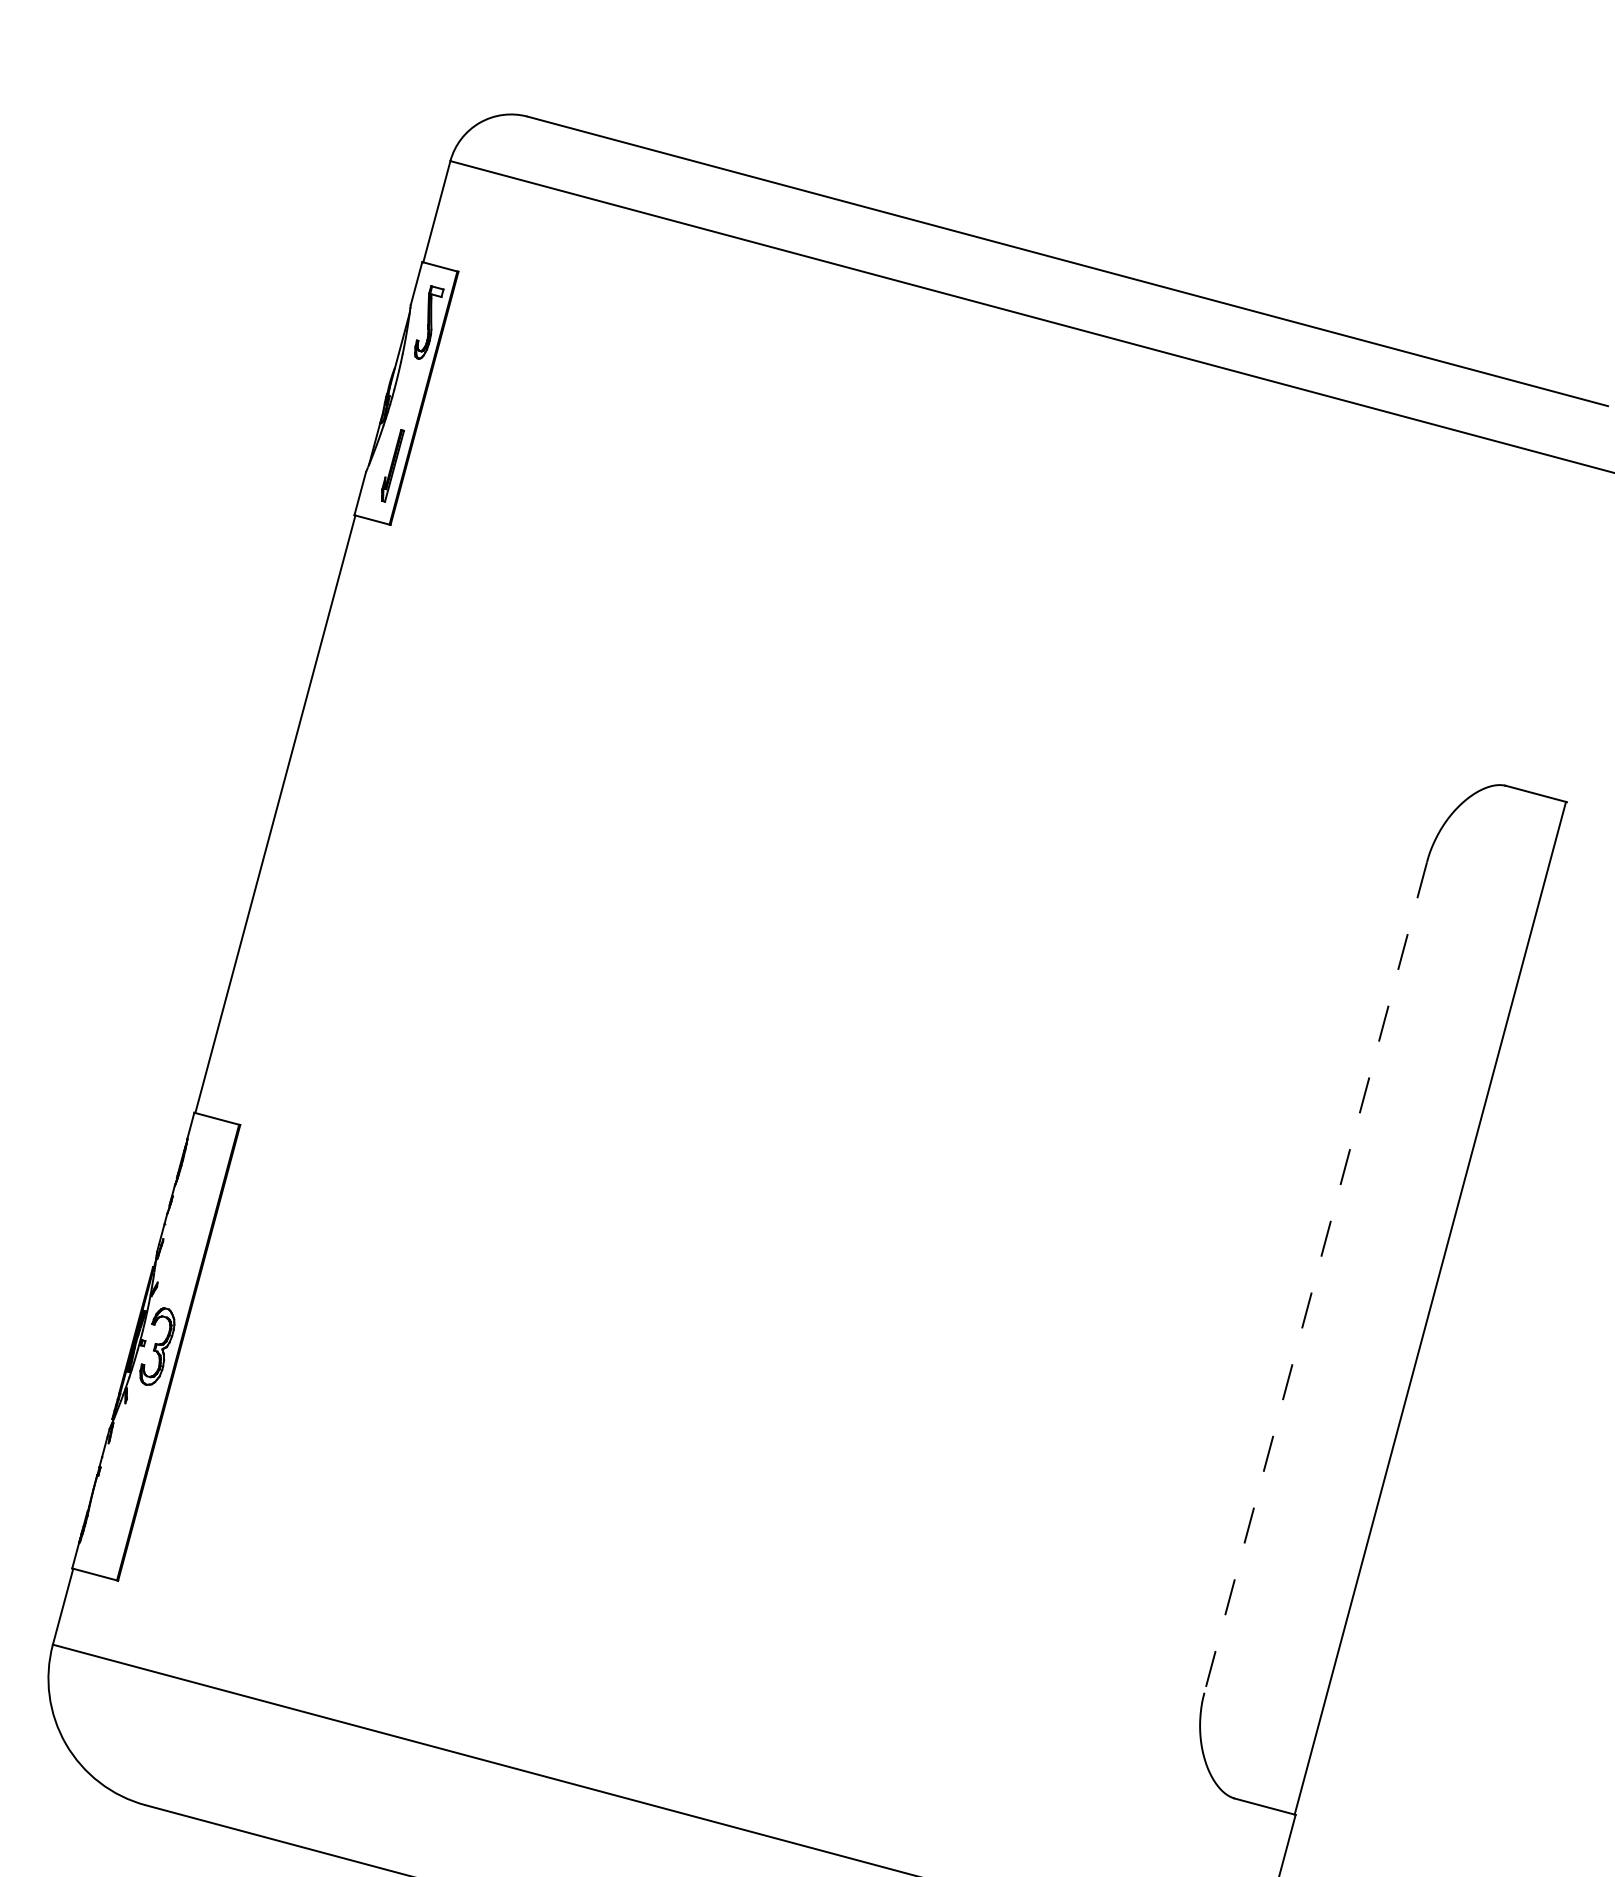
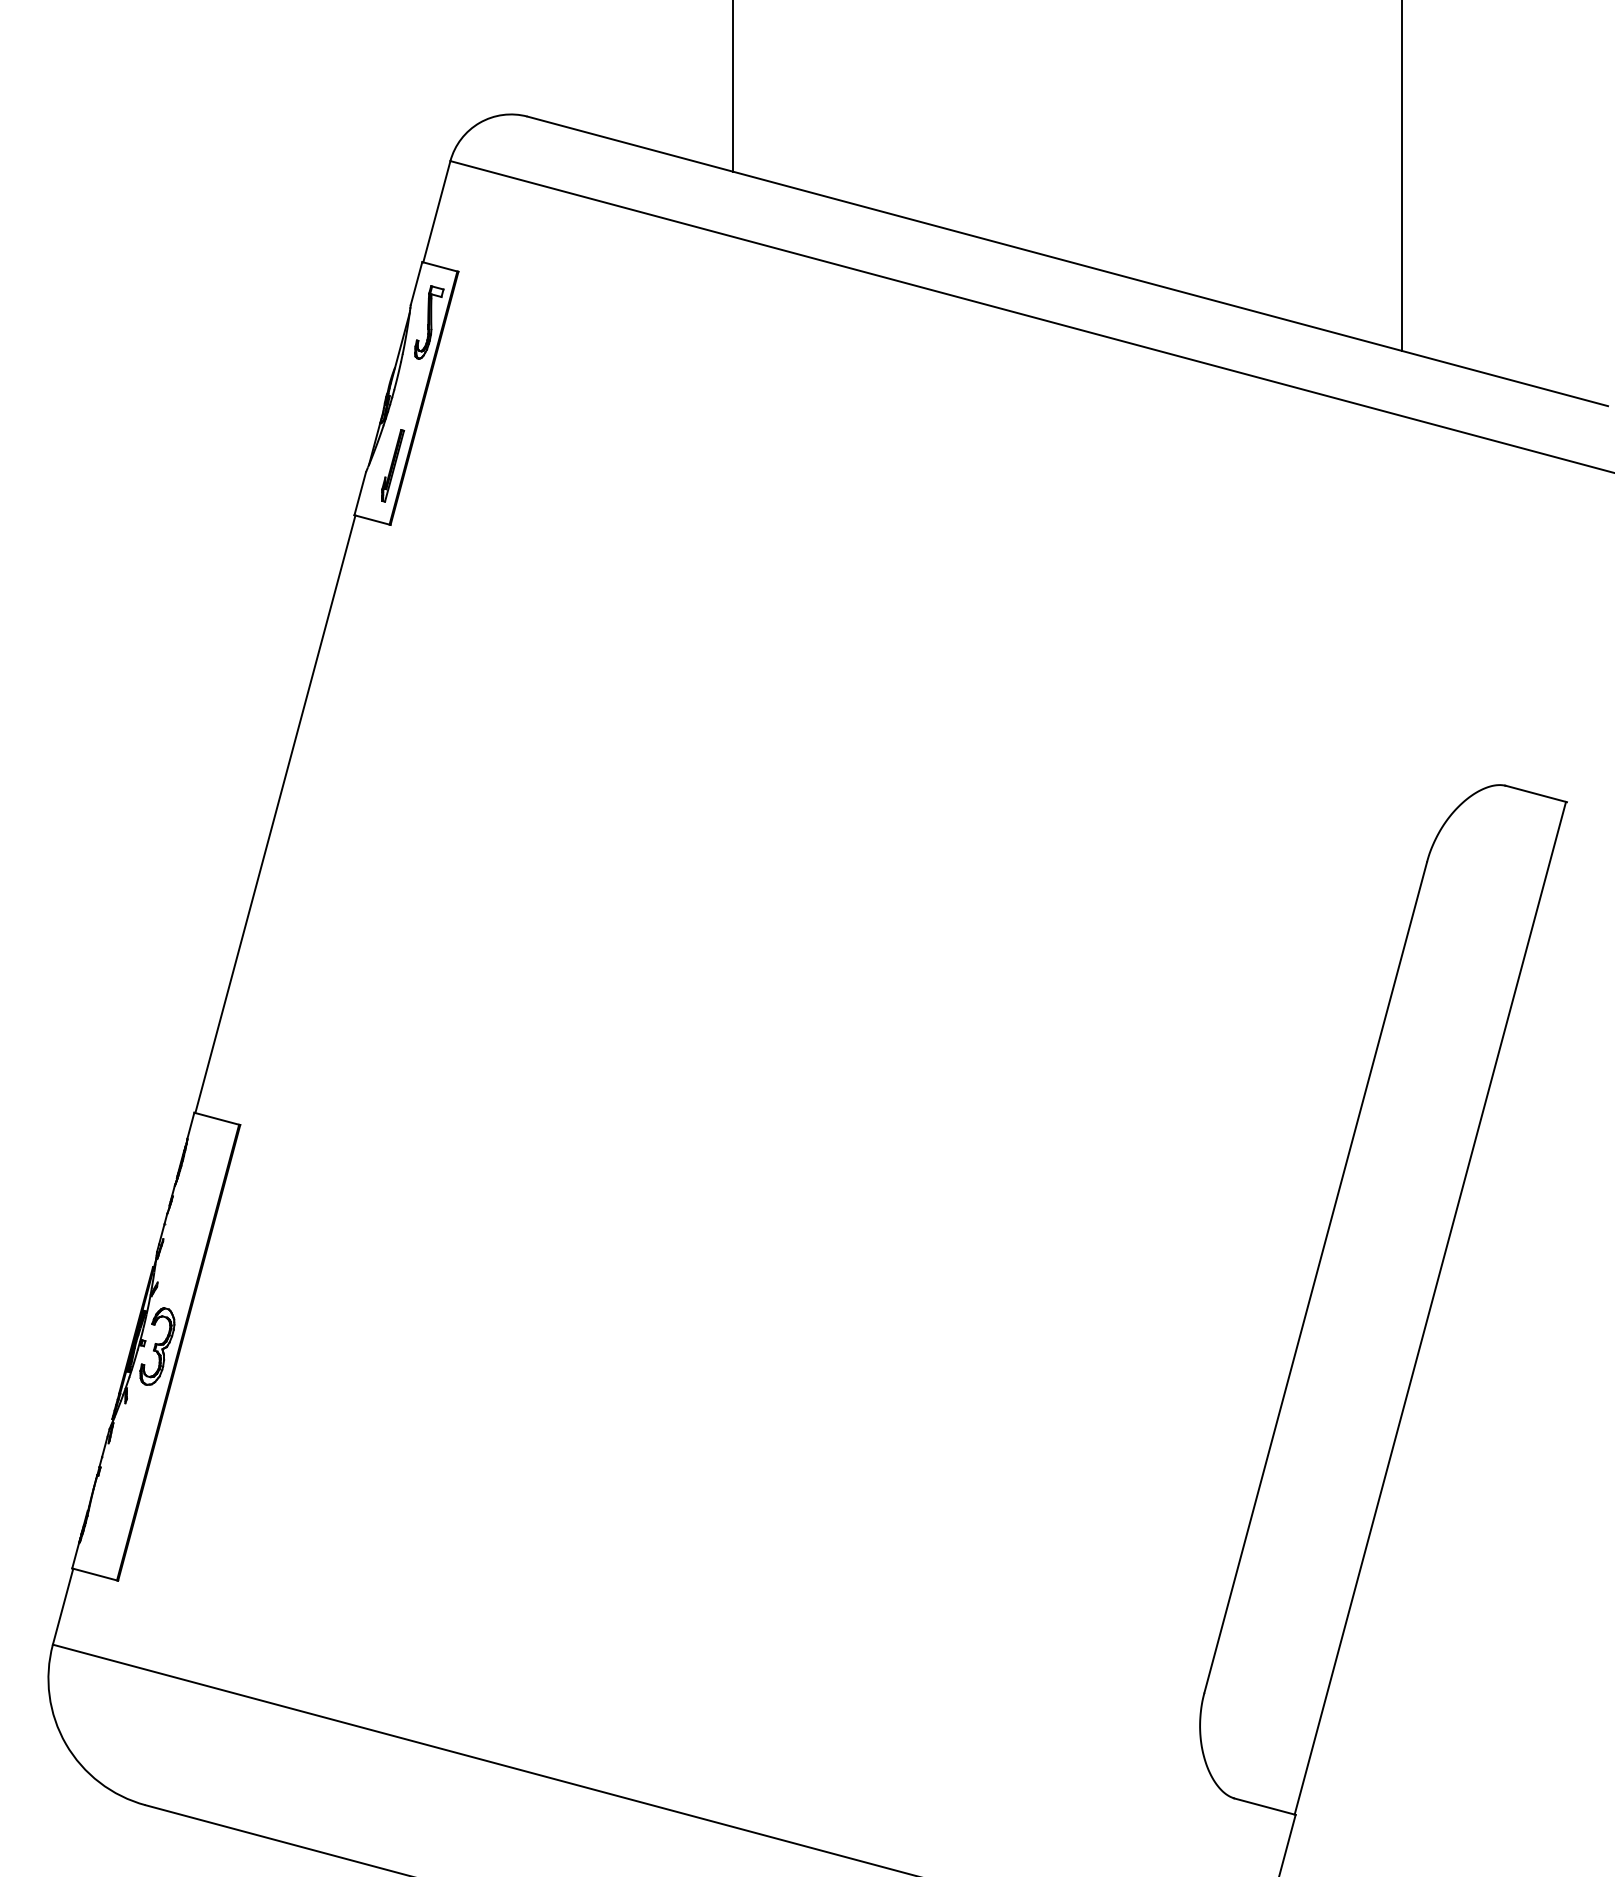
line: none -> present (733, 86)
line: none -> present (1402, 176)
line: dashed -> solid (1315, 1277)
